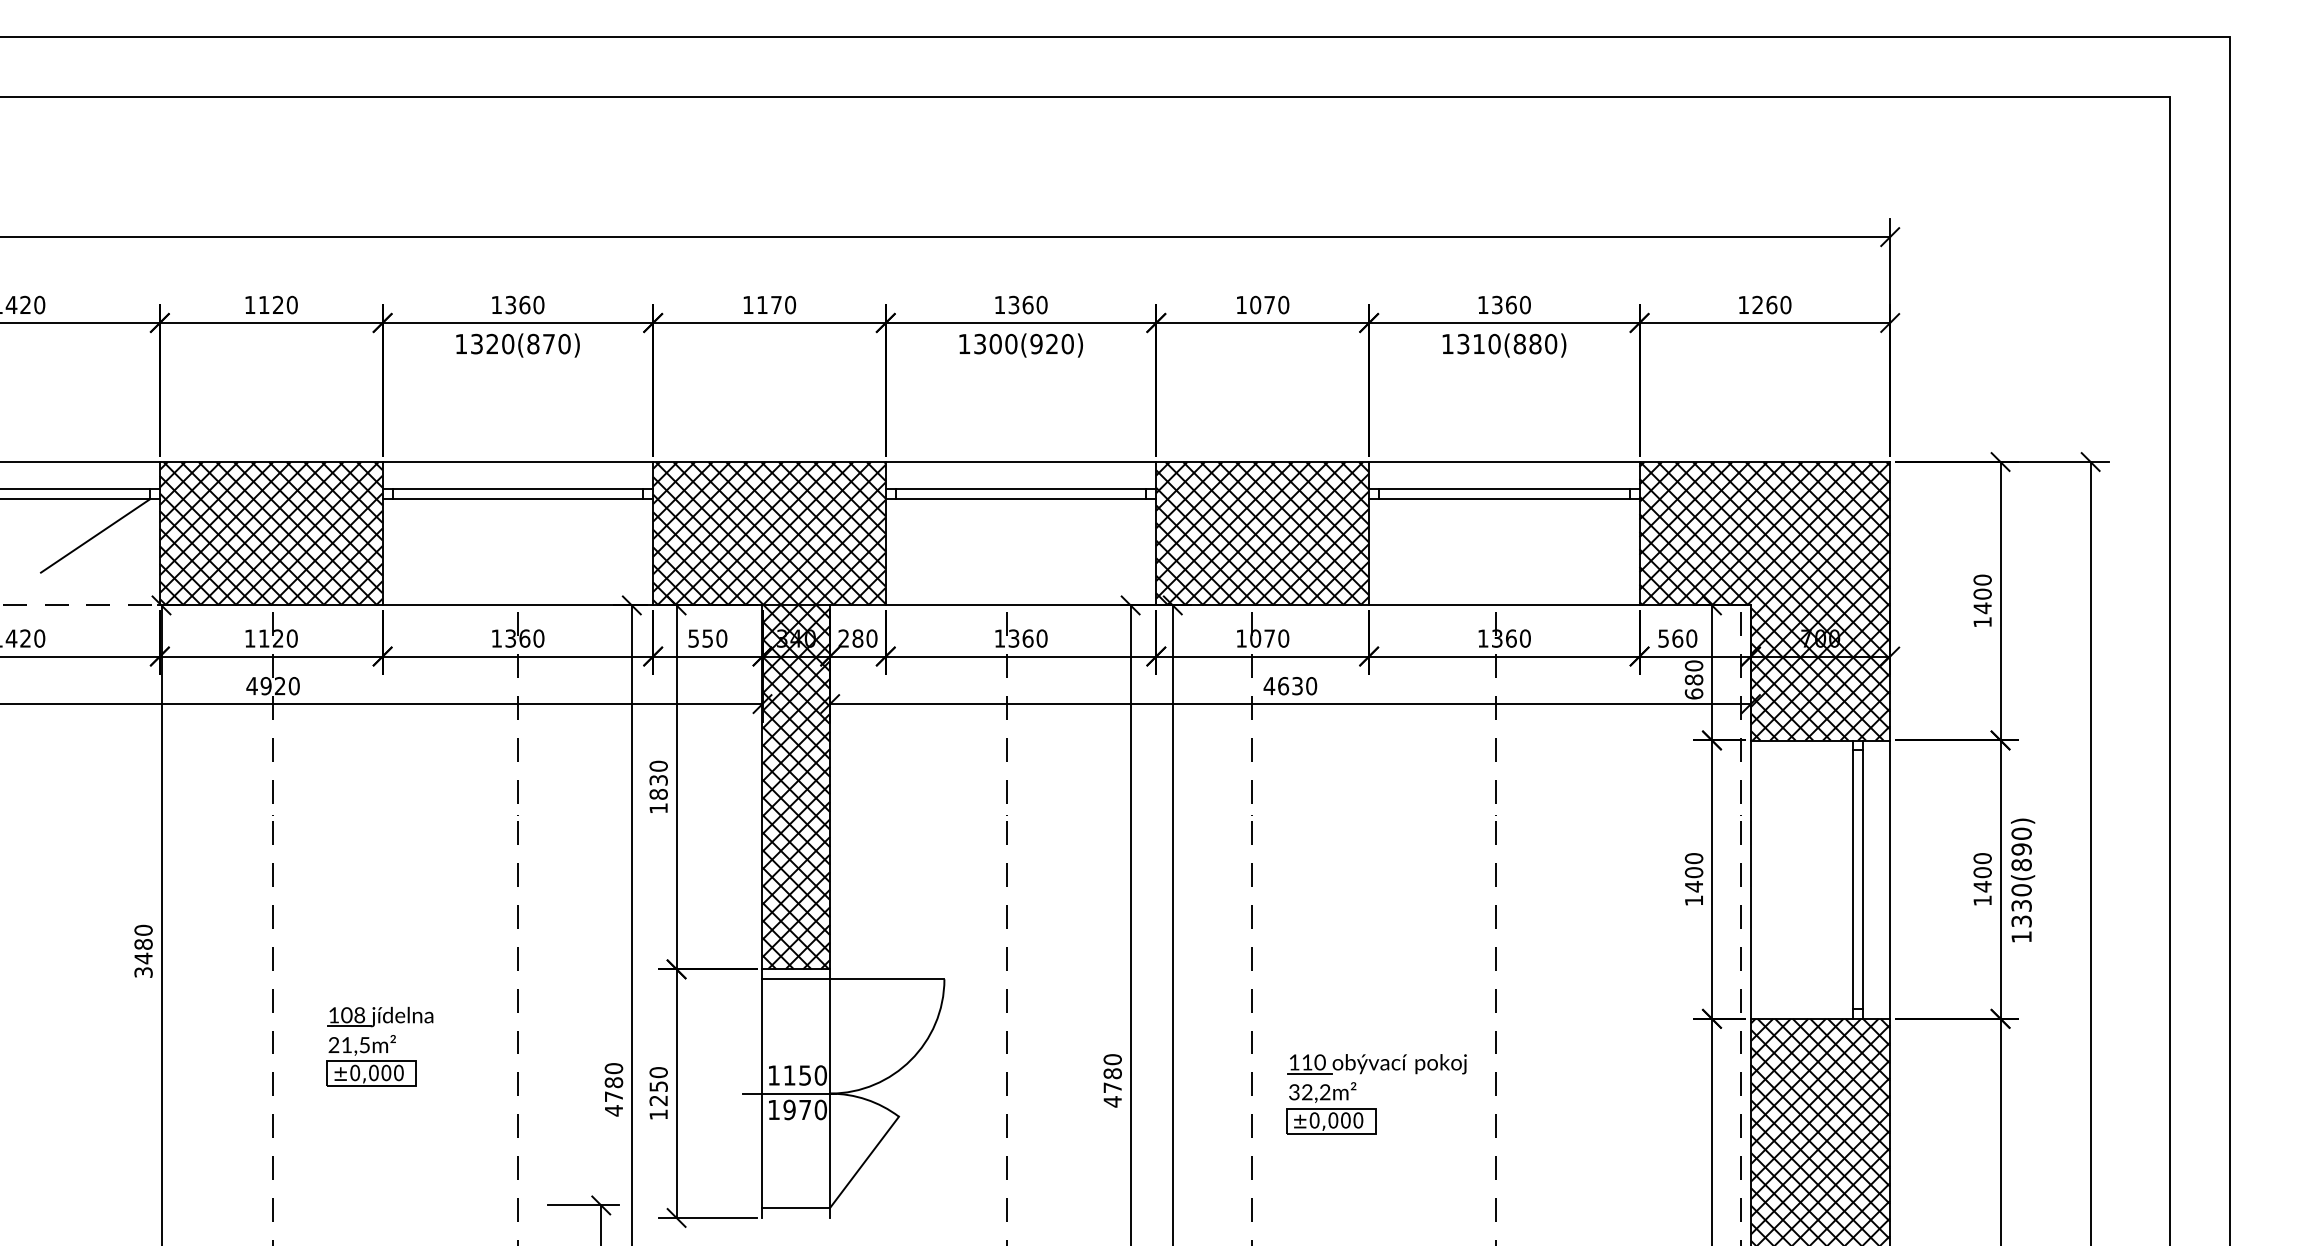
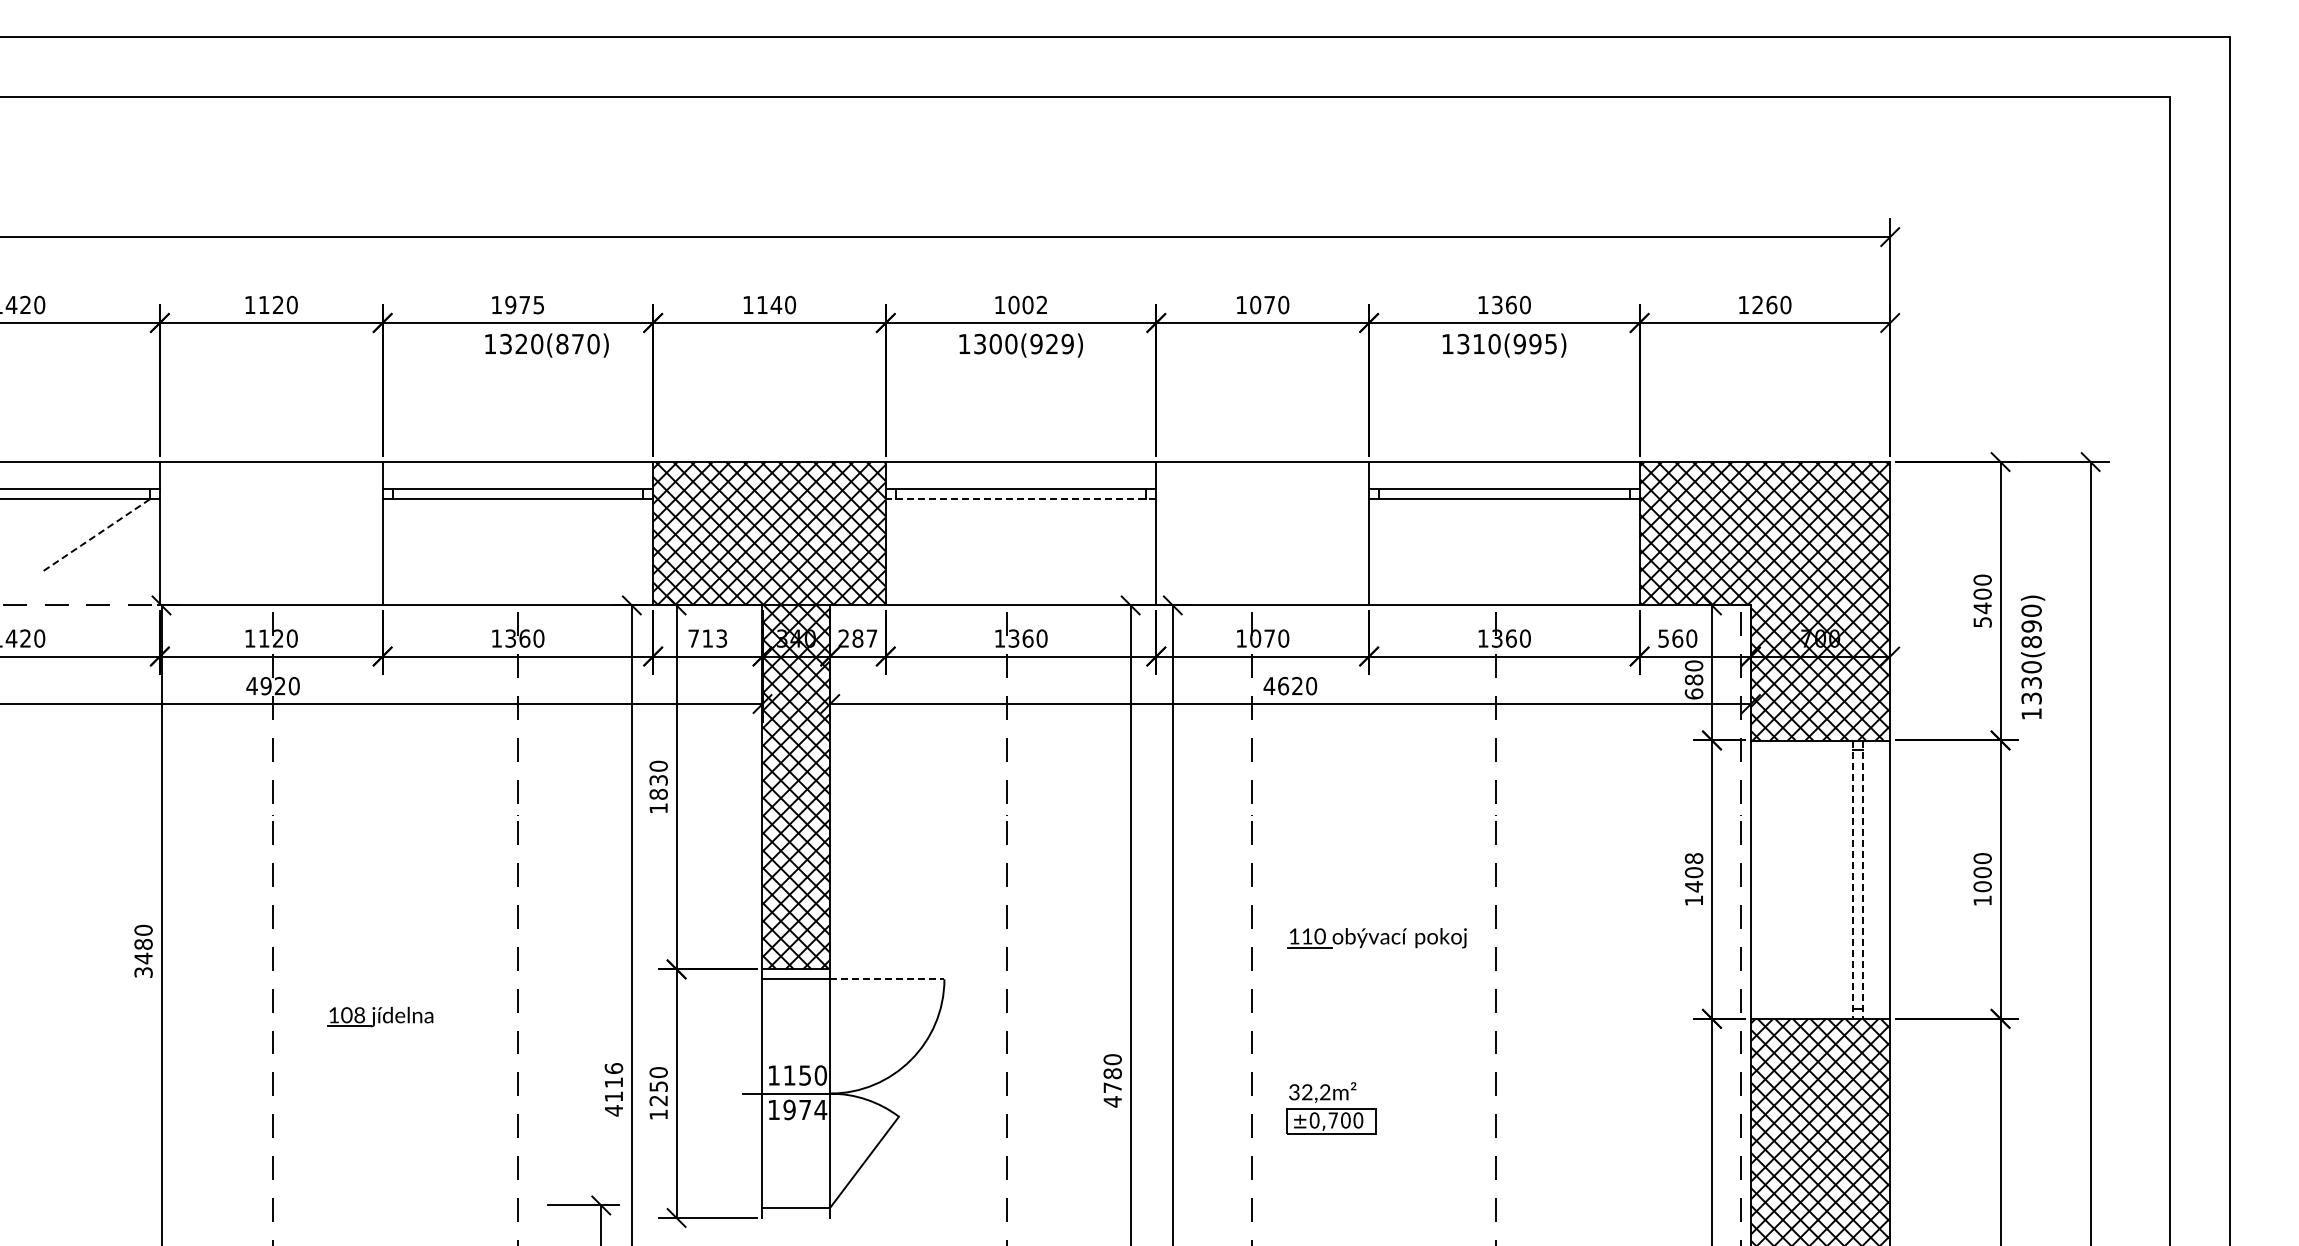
text: 1360 -> 1975 (524, 304)
text: 1170 -> 1140 (776, 304)
text: 1360 -> 1002 (1027, 304)
text: 1310(880) -> 1310(995) (1535, 343)
text: 1300(920) -> 1300(929) (1067, 344)
text position: (517, 345) -> (546, 345) (546, 345)
line: solid -> dashed (1020, 499)
hatch: present -> none (270, 533)
hatch: present -> none (1262, 533)
line: solid -> dashed (95, 536)
text: 1400 -> 5400 (1982, 622)
text: 550 -> 713 (707, 638)
text: 280 -> 287 (871, 638)
text: 4630 -> 4620 (1297, 686)
text: 1400 -> 1408 (1693, 858)
line: solid -> dashed (1852, 880)
line: solid -> dashed (1862, 880)
text position: (2023, 880) -> (2033, 657) (2033, 657)
text: 1400 -> 1000 (1982, 886)
line: solid -> dashed (887, 979)
part: present -> none (371, 1060)
part position: (1376, 1064) -> (1376, 938) (1376, 938)
text: 4780 -> 4116 (613, 1082)
text: 1970 -> 1974 (820, 1109)
text: ±0,000 -> ±0,700 (1333, 1120)
